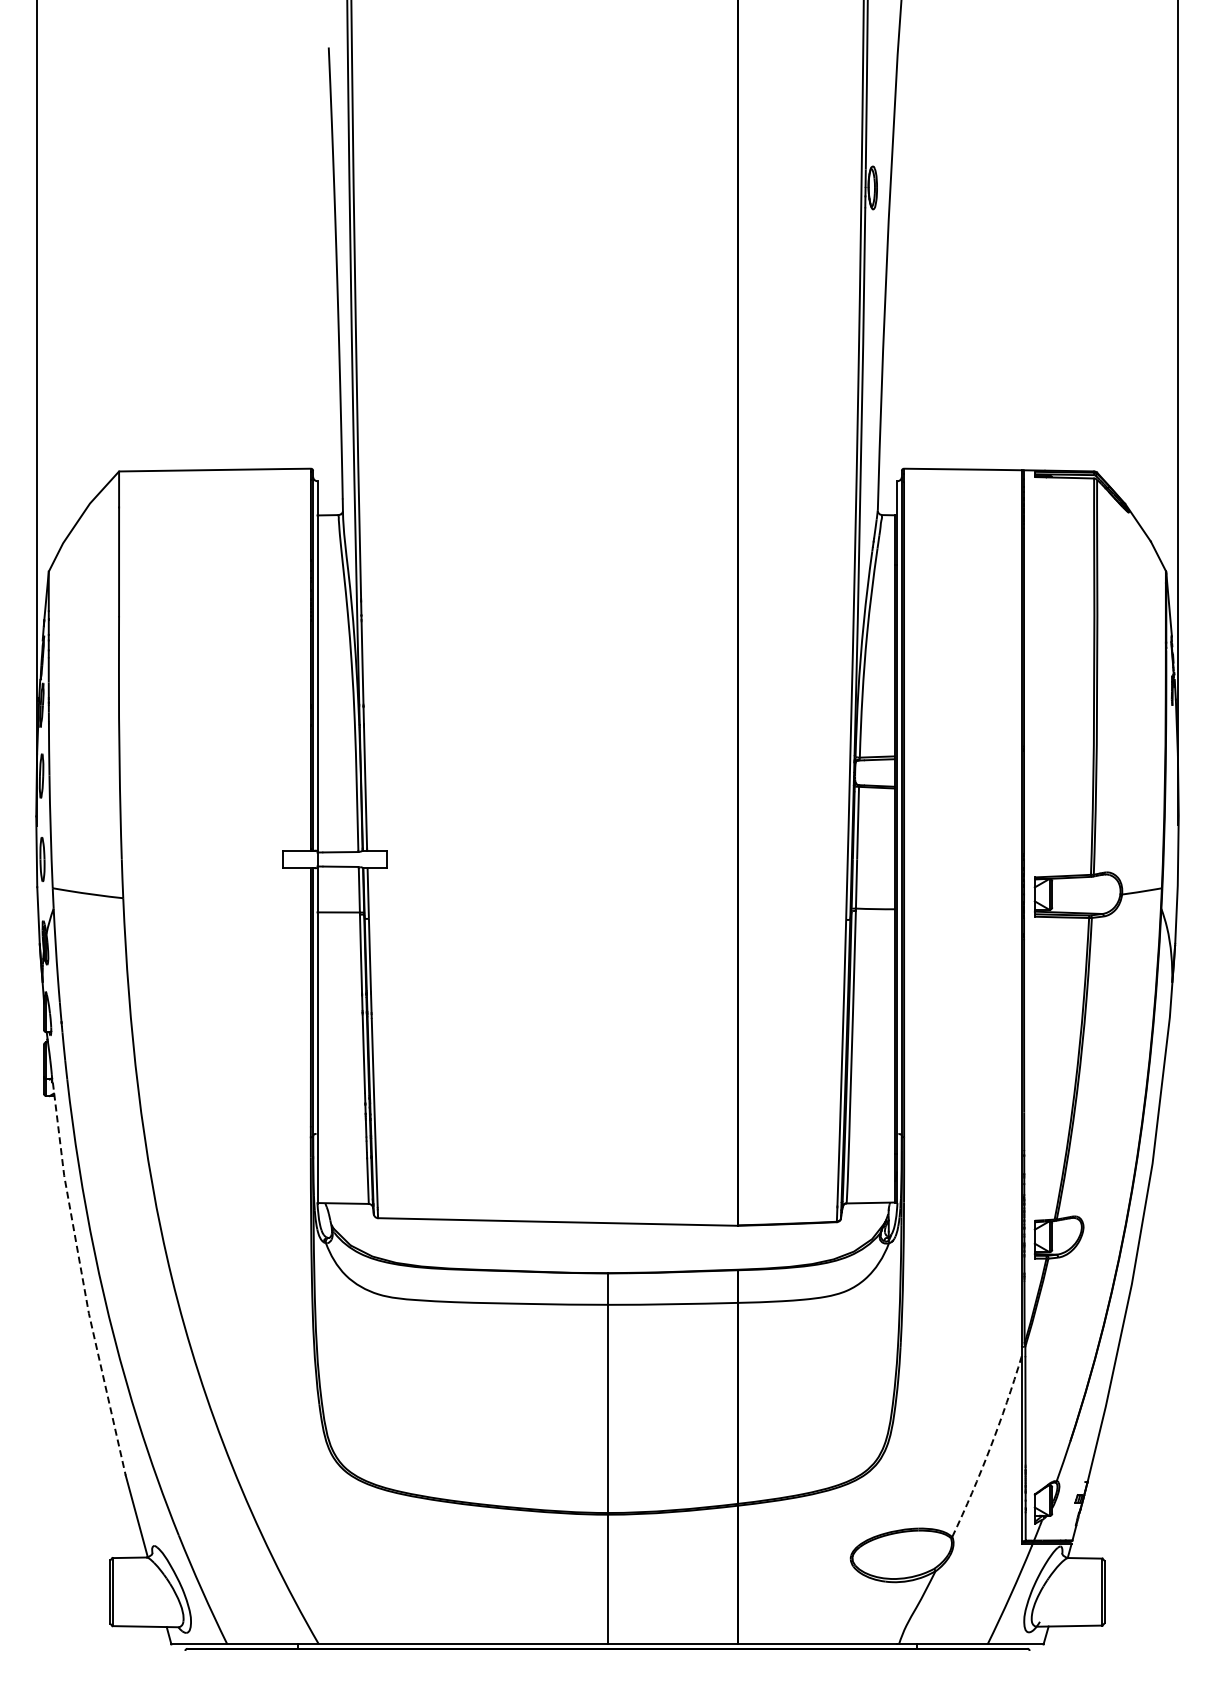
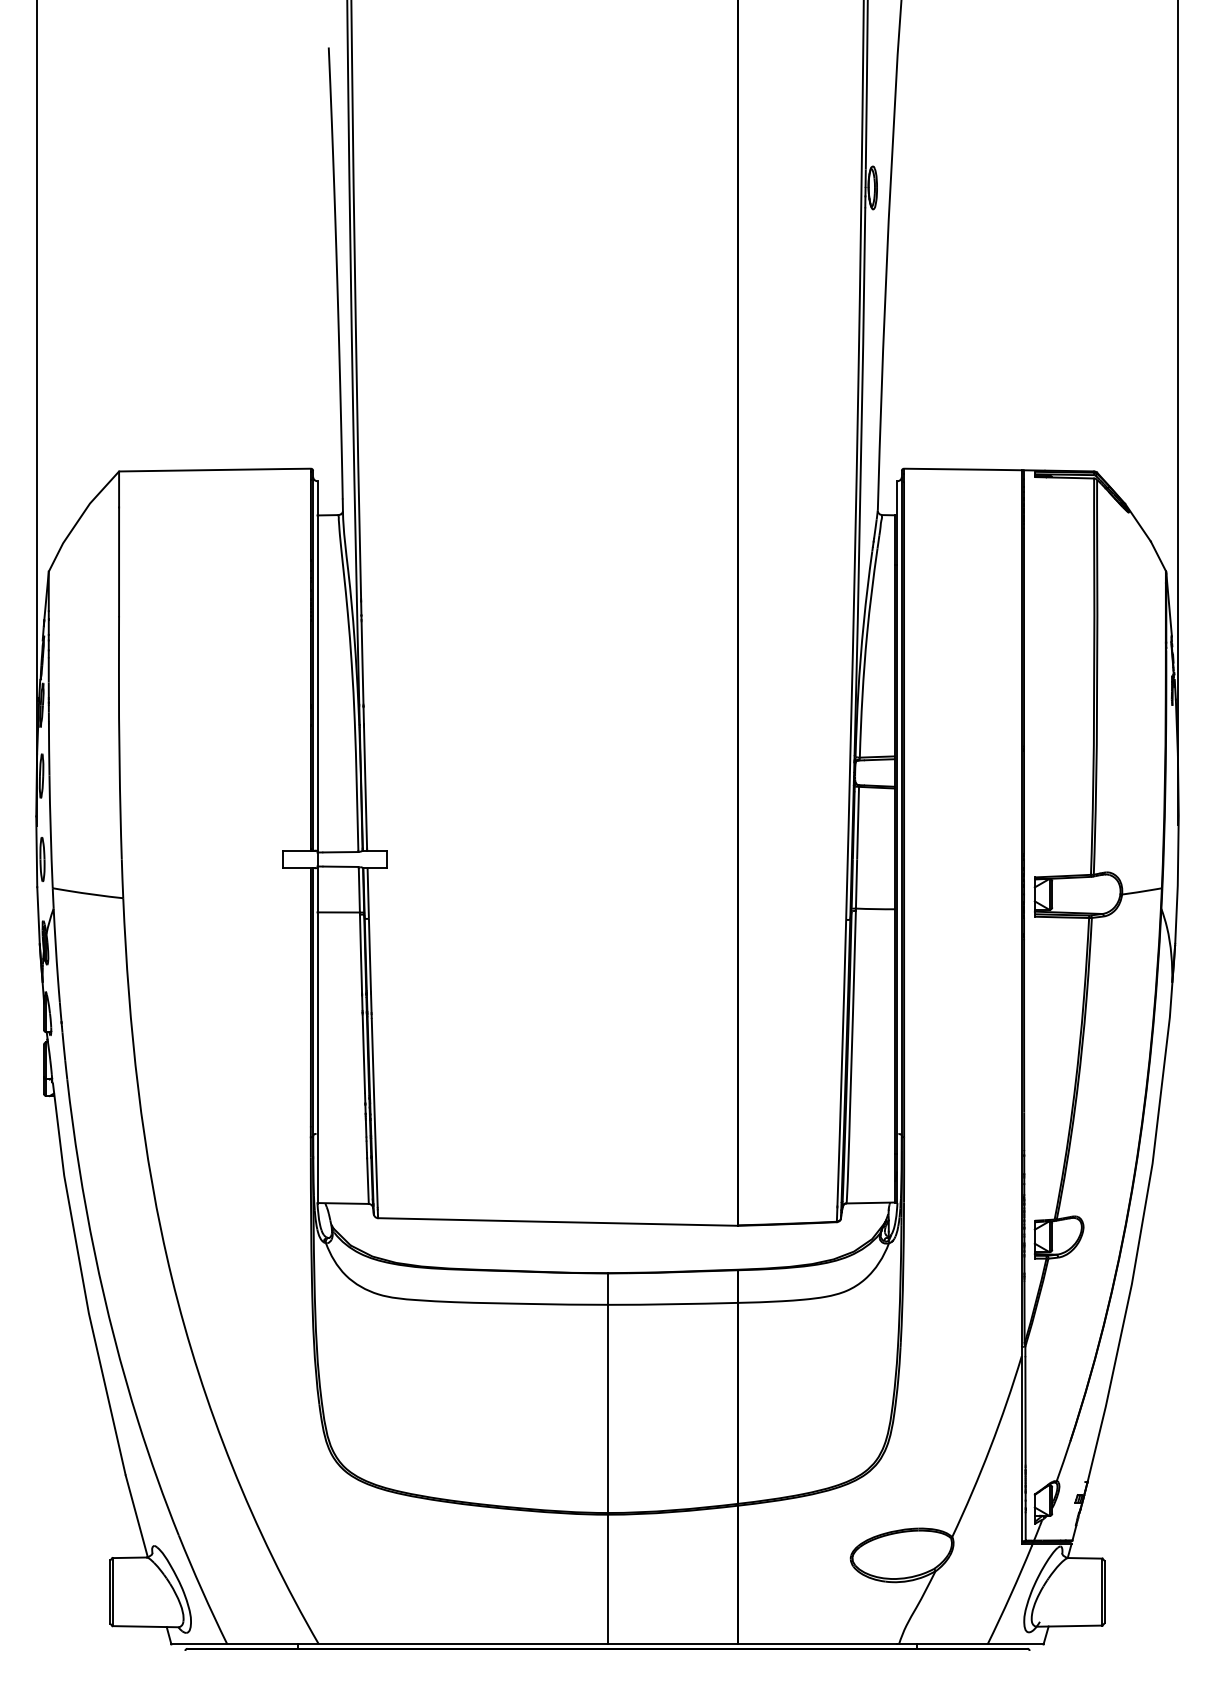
line: dashed -> solid (83, 1281)
arc: dashed -> solid (990, 1447)
